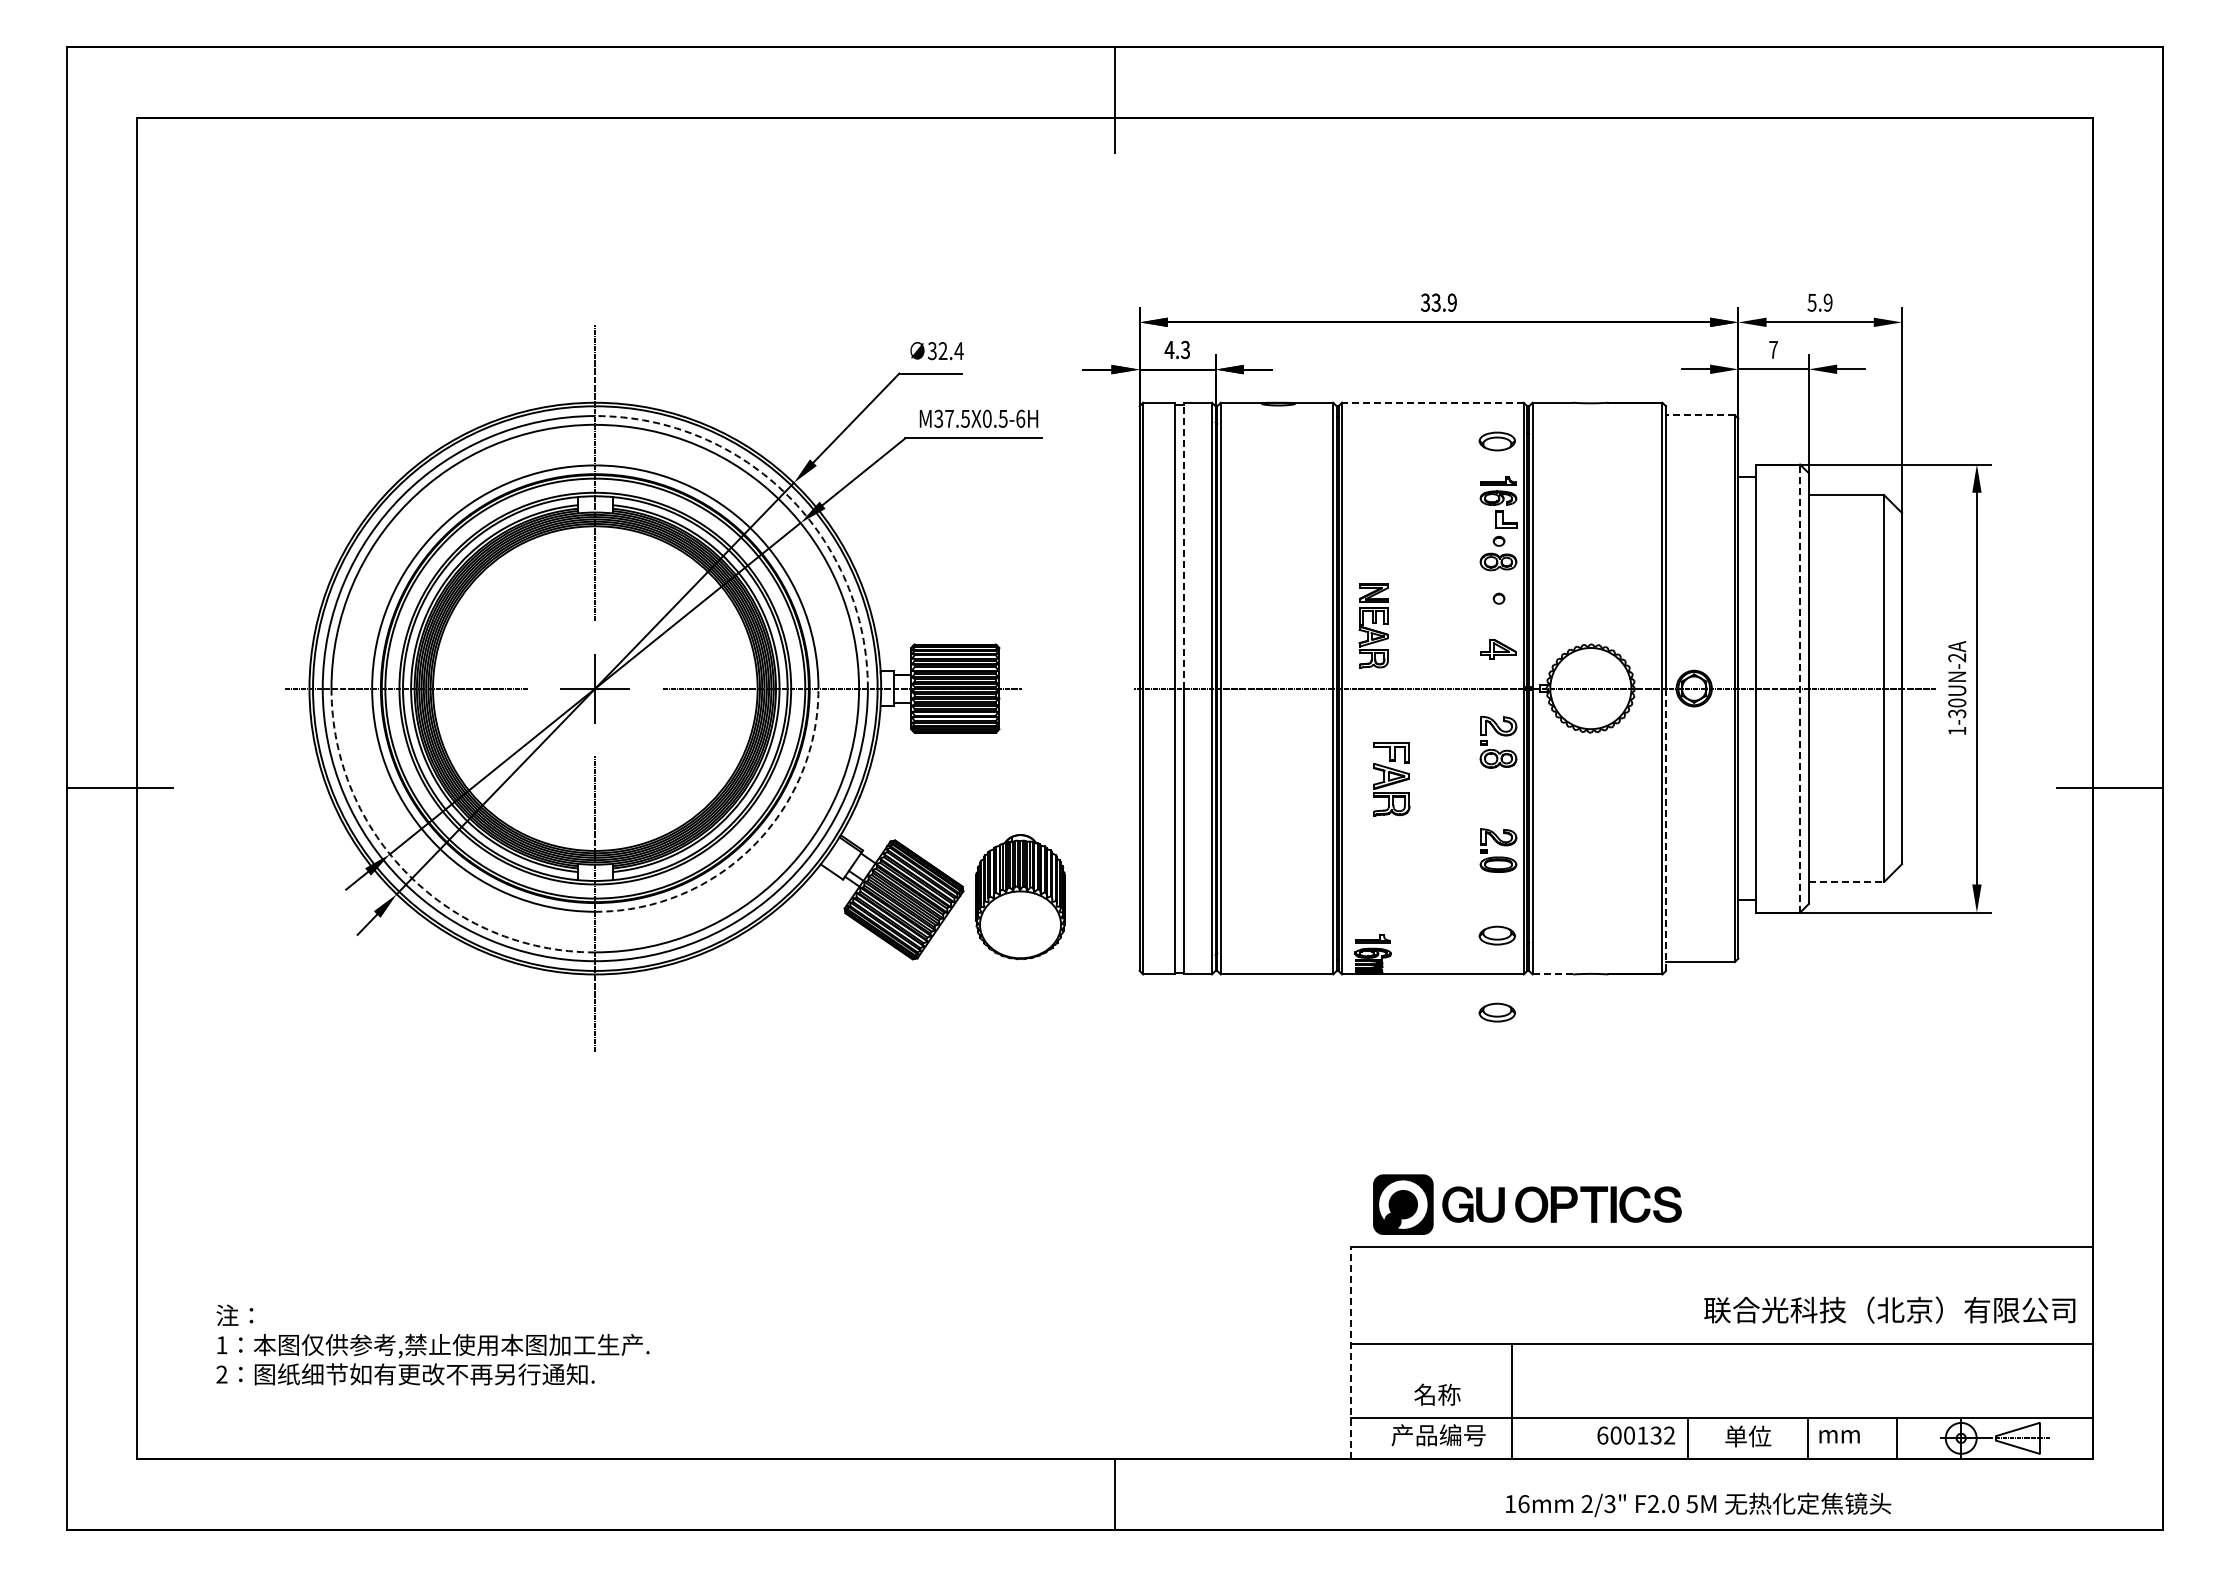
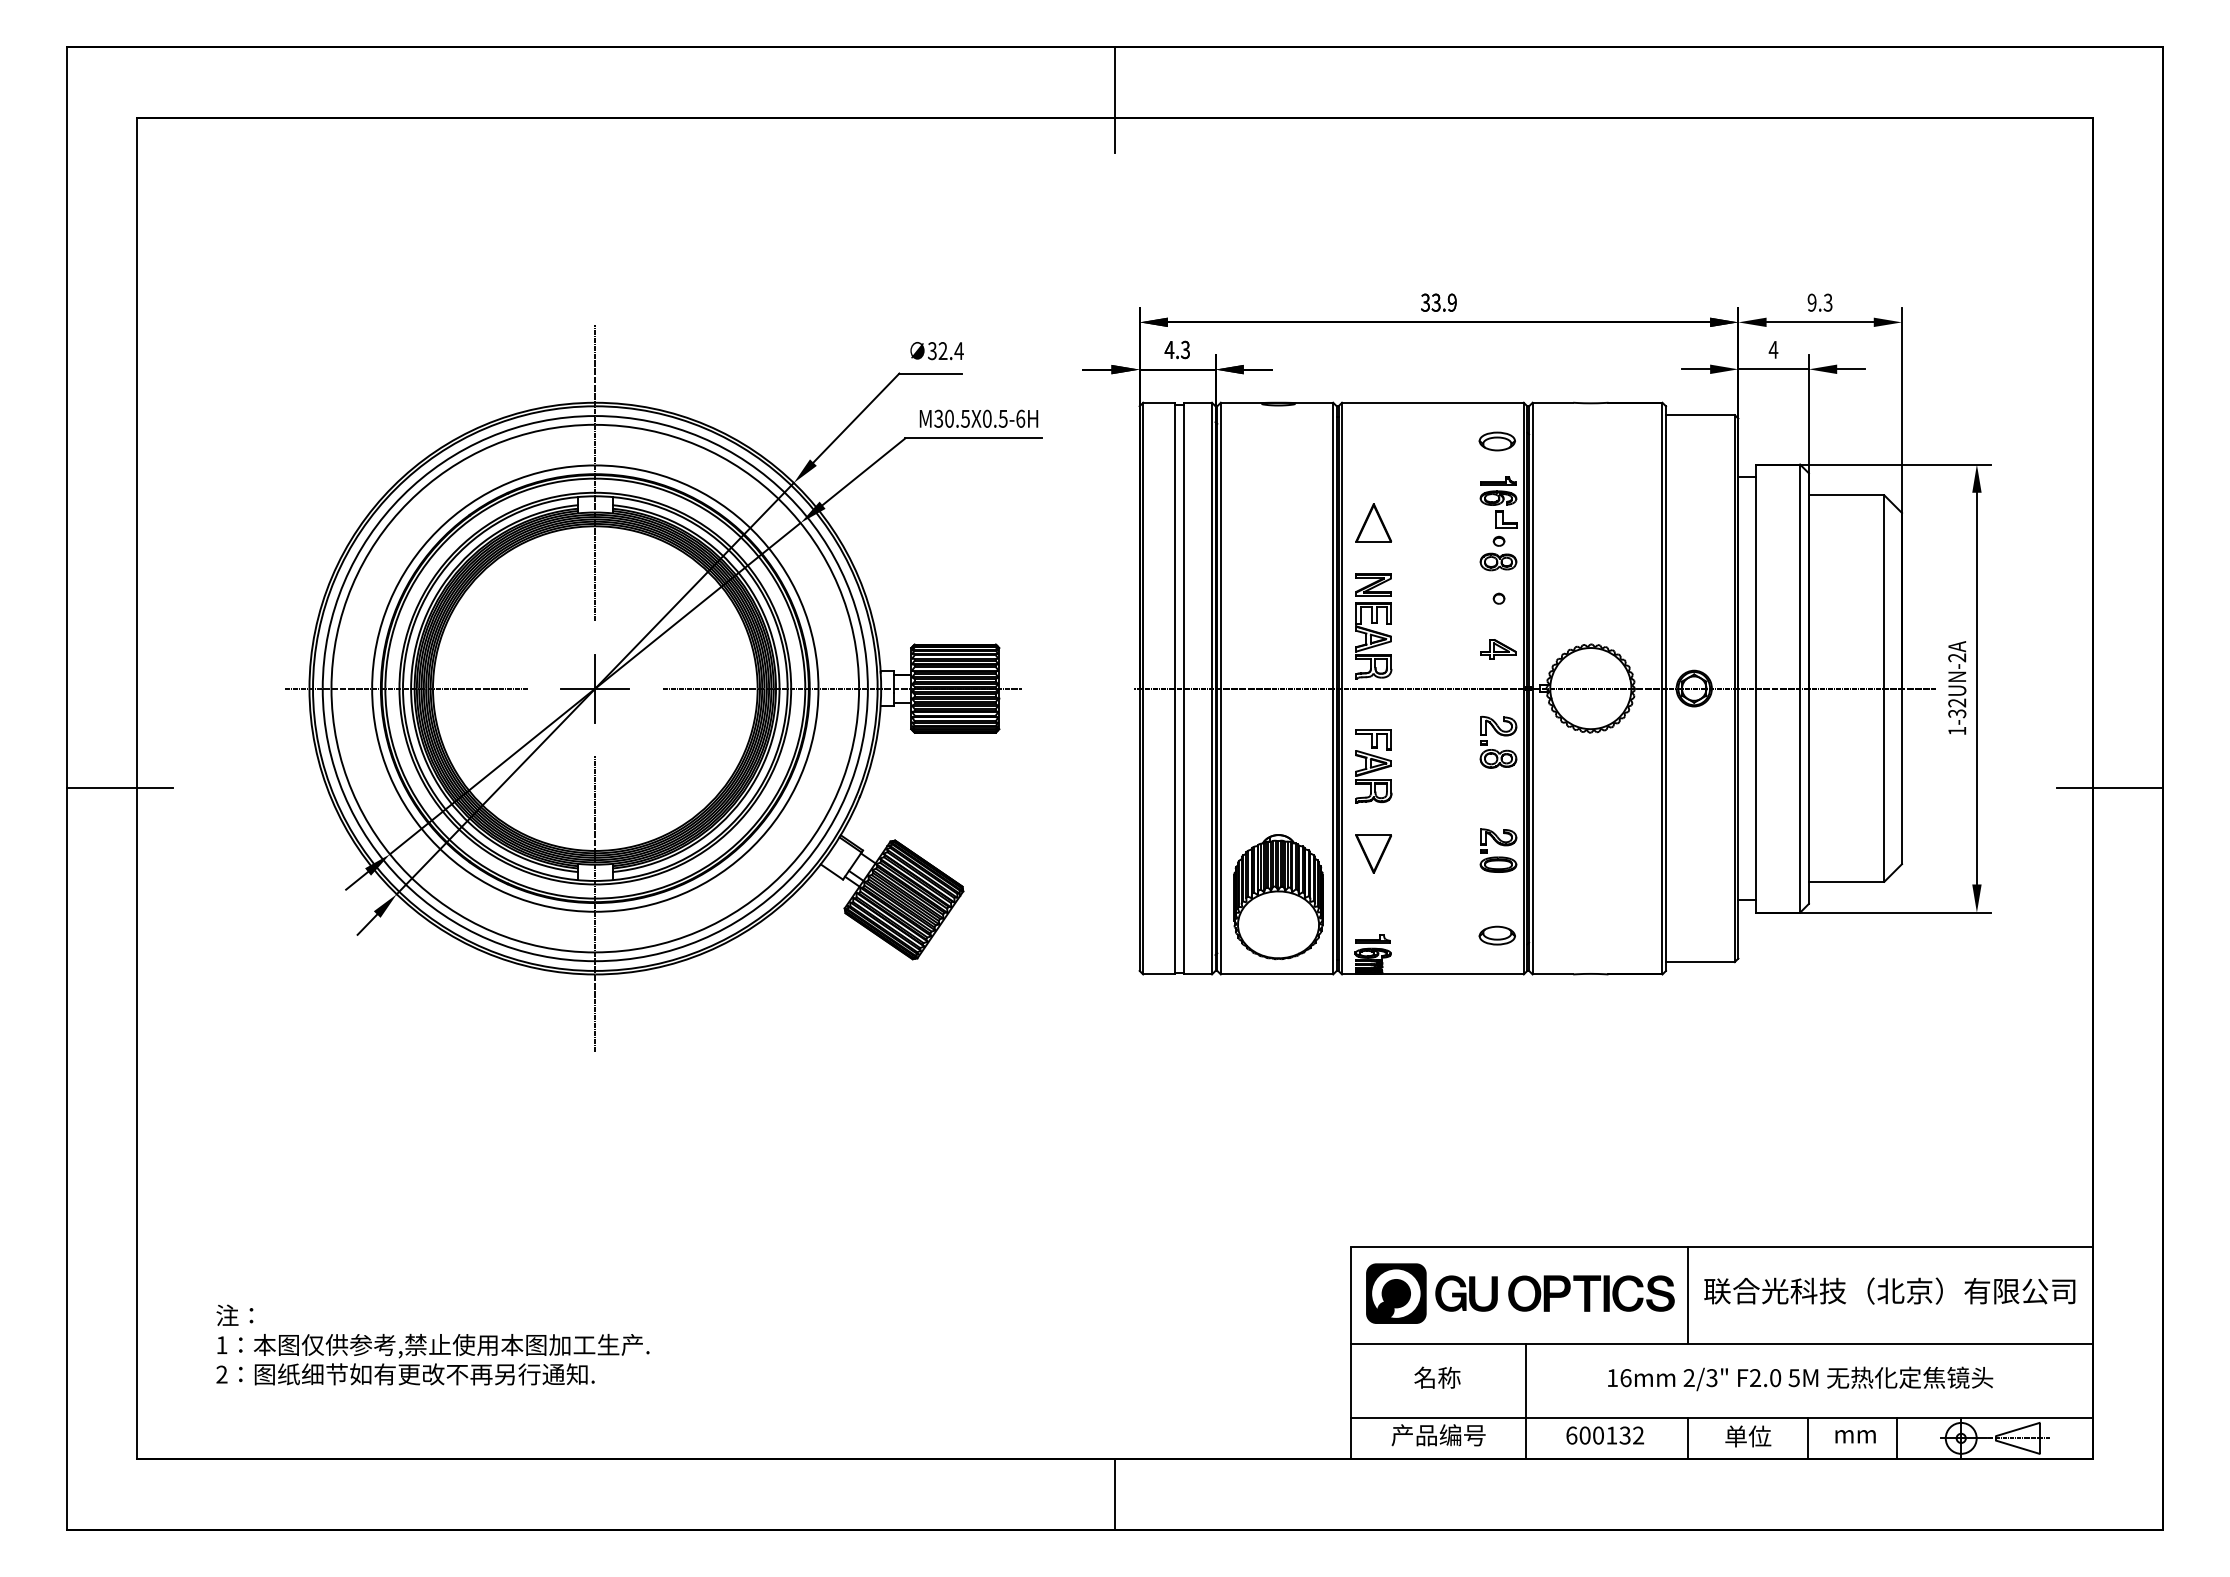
text: 5.9 -> 9.3 (1819, 302)
text: 7 -> 4 (1773, 349)
line: dashed -> solid (1432, 402)
line: dashed -> solid (1699, 415)
text: M37.5X0.5-6H -> M30.5X0.5-6H (949, 418)
arc: dashed -> solid (788, 495)
part: none -> present (1373, 522)
line: dashed -> solid (1183, 545)
part size: 31x86 px -> 38x107 px (1373, 626)
line: dashed -> solid (1800, 688)
text: 1-30UN-2A -> 1-32UN-2A (1957, 702)
part position: (1391, 779) -> (1373, 766) (1373, 766)
line: dashed -> solid (1666, 830)
arc: dashed -> solid (753, 846)
part: none -> present (1373, 853)
arc: dashed -> solid (408, 875)
line: dashed -> solid (1846, 881)
part position: (1020, 897) -> (1278, 897) (1278, 897)
line: dashed -> solid (1553, 974)
part: present -> none (1496, 1012)
part position: (1527, 1204) -> (1520, 1293) (1520, 1293)
line: none -> present (1687, 1295)
text position: (1889, 1309) -> (1889, 1290) (1889, 1290)
line: dashed -> solid (1351, 1353)
text position: (1437, 1394) -> (1437, 1377) (1437, 1377)
line position: (1512, 1401) -> (1526, 1401) (1526, 1401)
text position: (1636, 1435) -> (1605, 1435) (1605, 1435)
text position: (1839, 1436) -> (1855, 1436) (1855, 1436)
text position: (1698, 1504) -> (1800, 1378) (1800, 1378)
